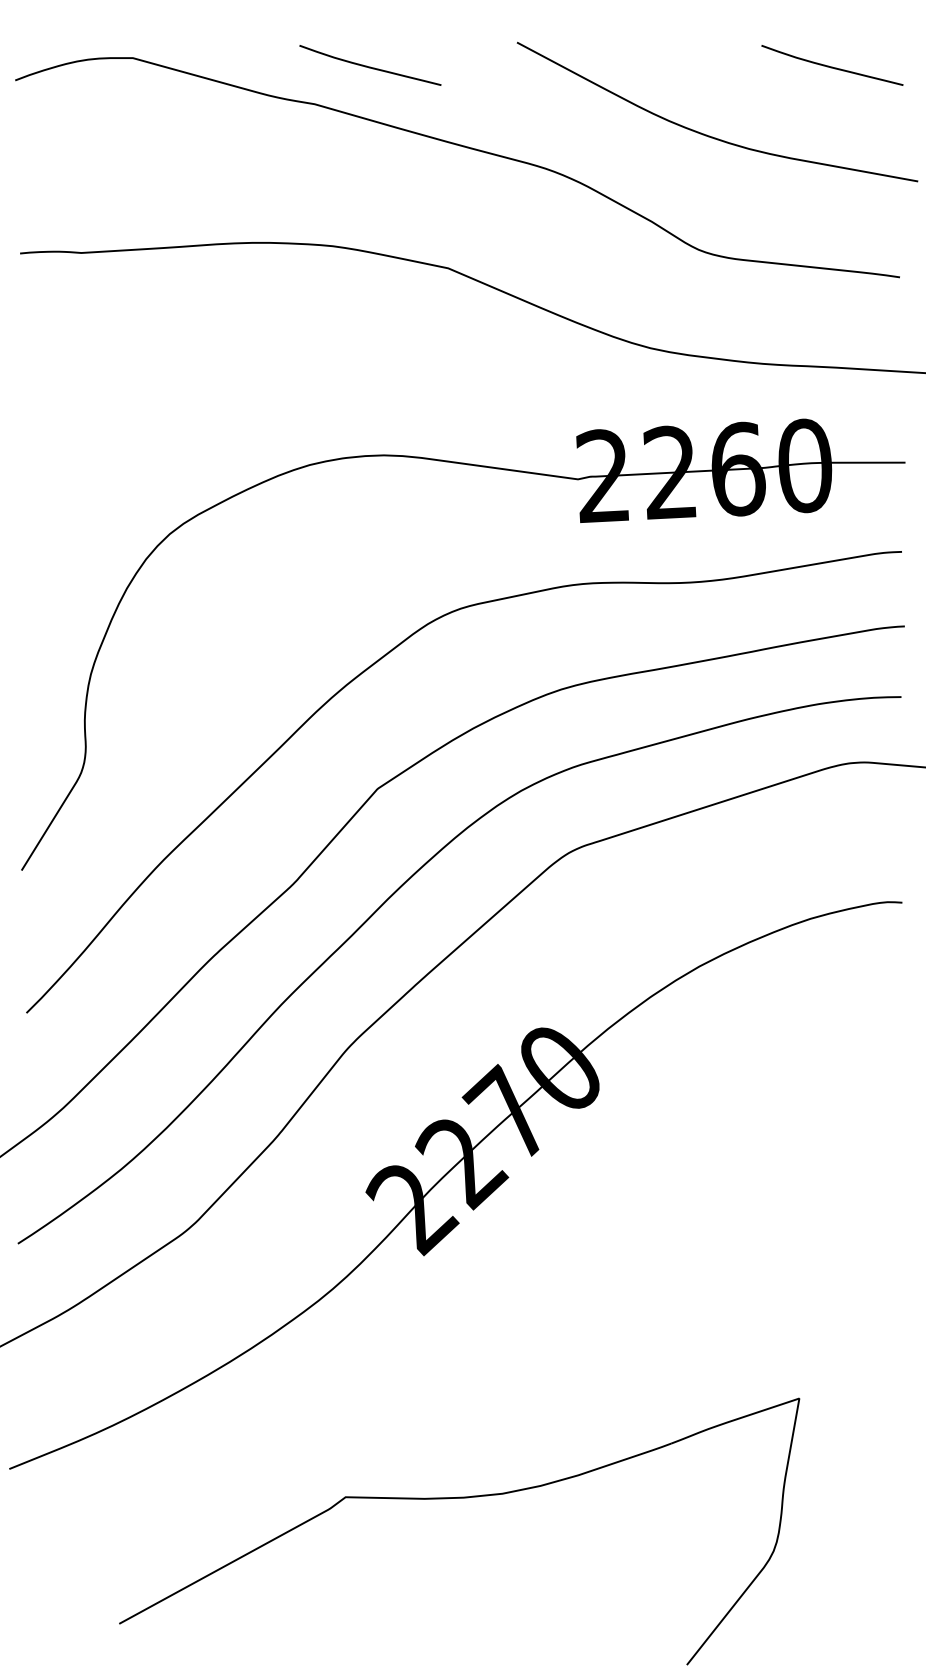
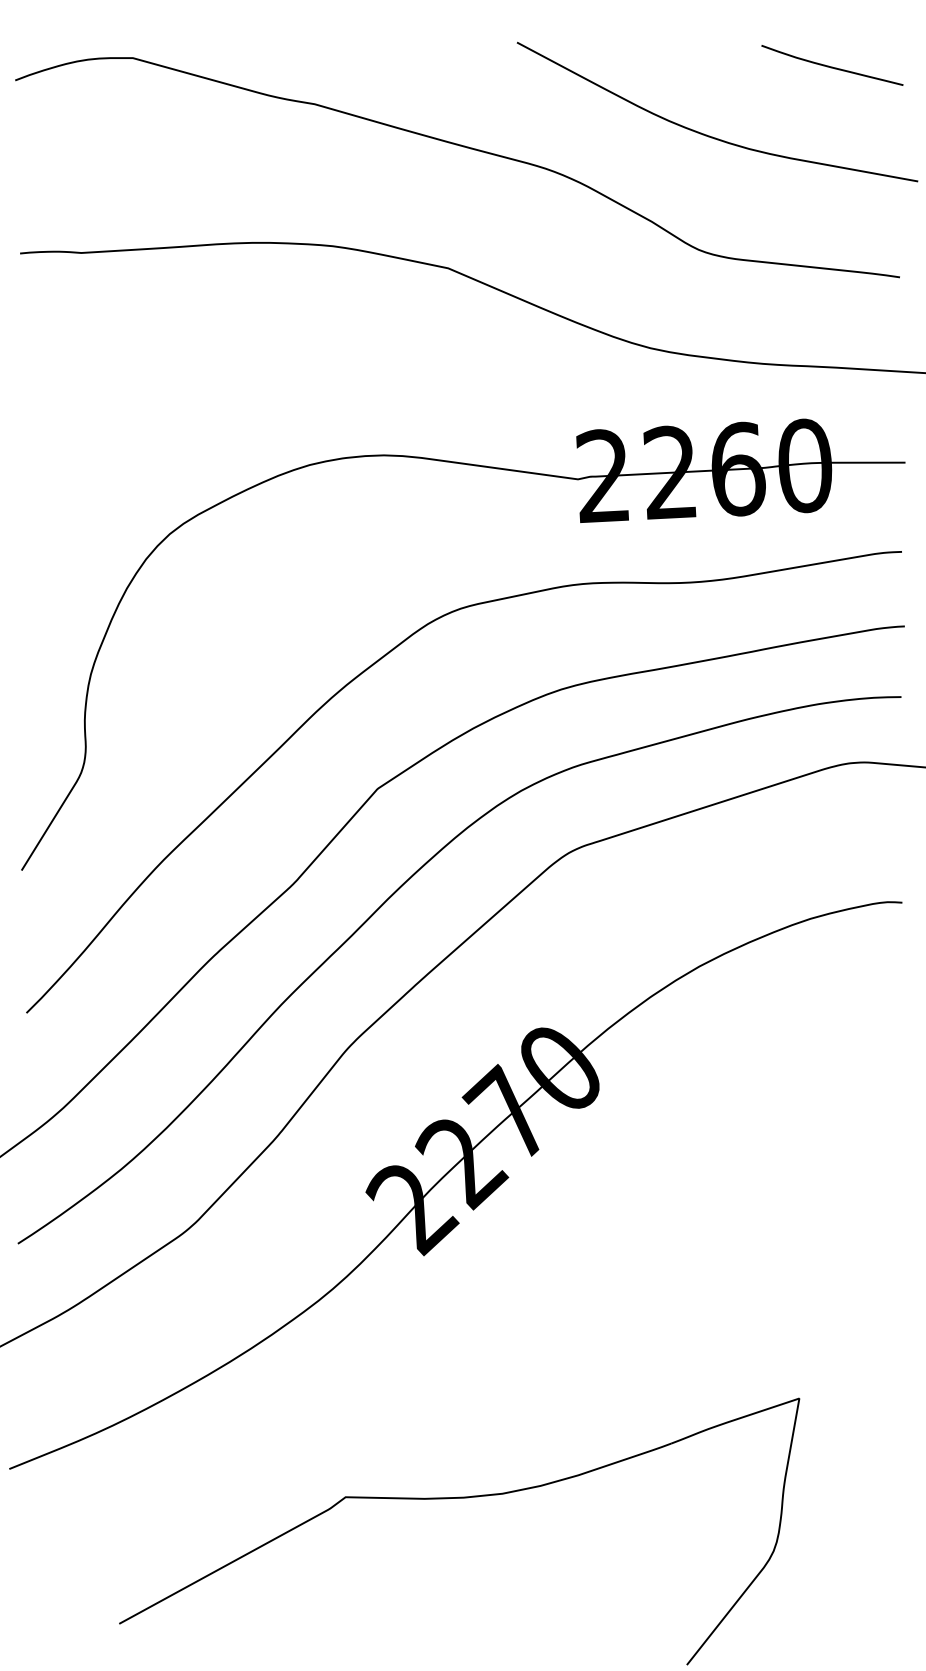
curve: present -> none (370, 66)
